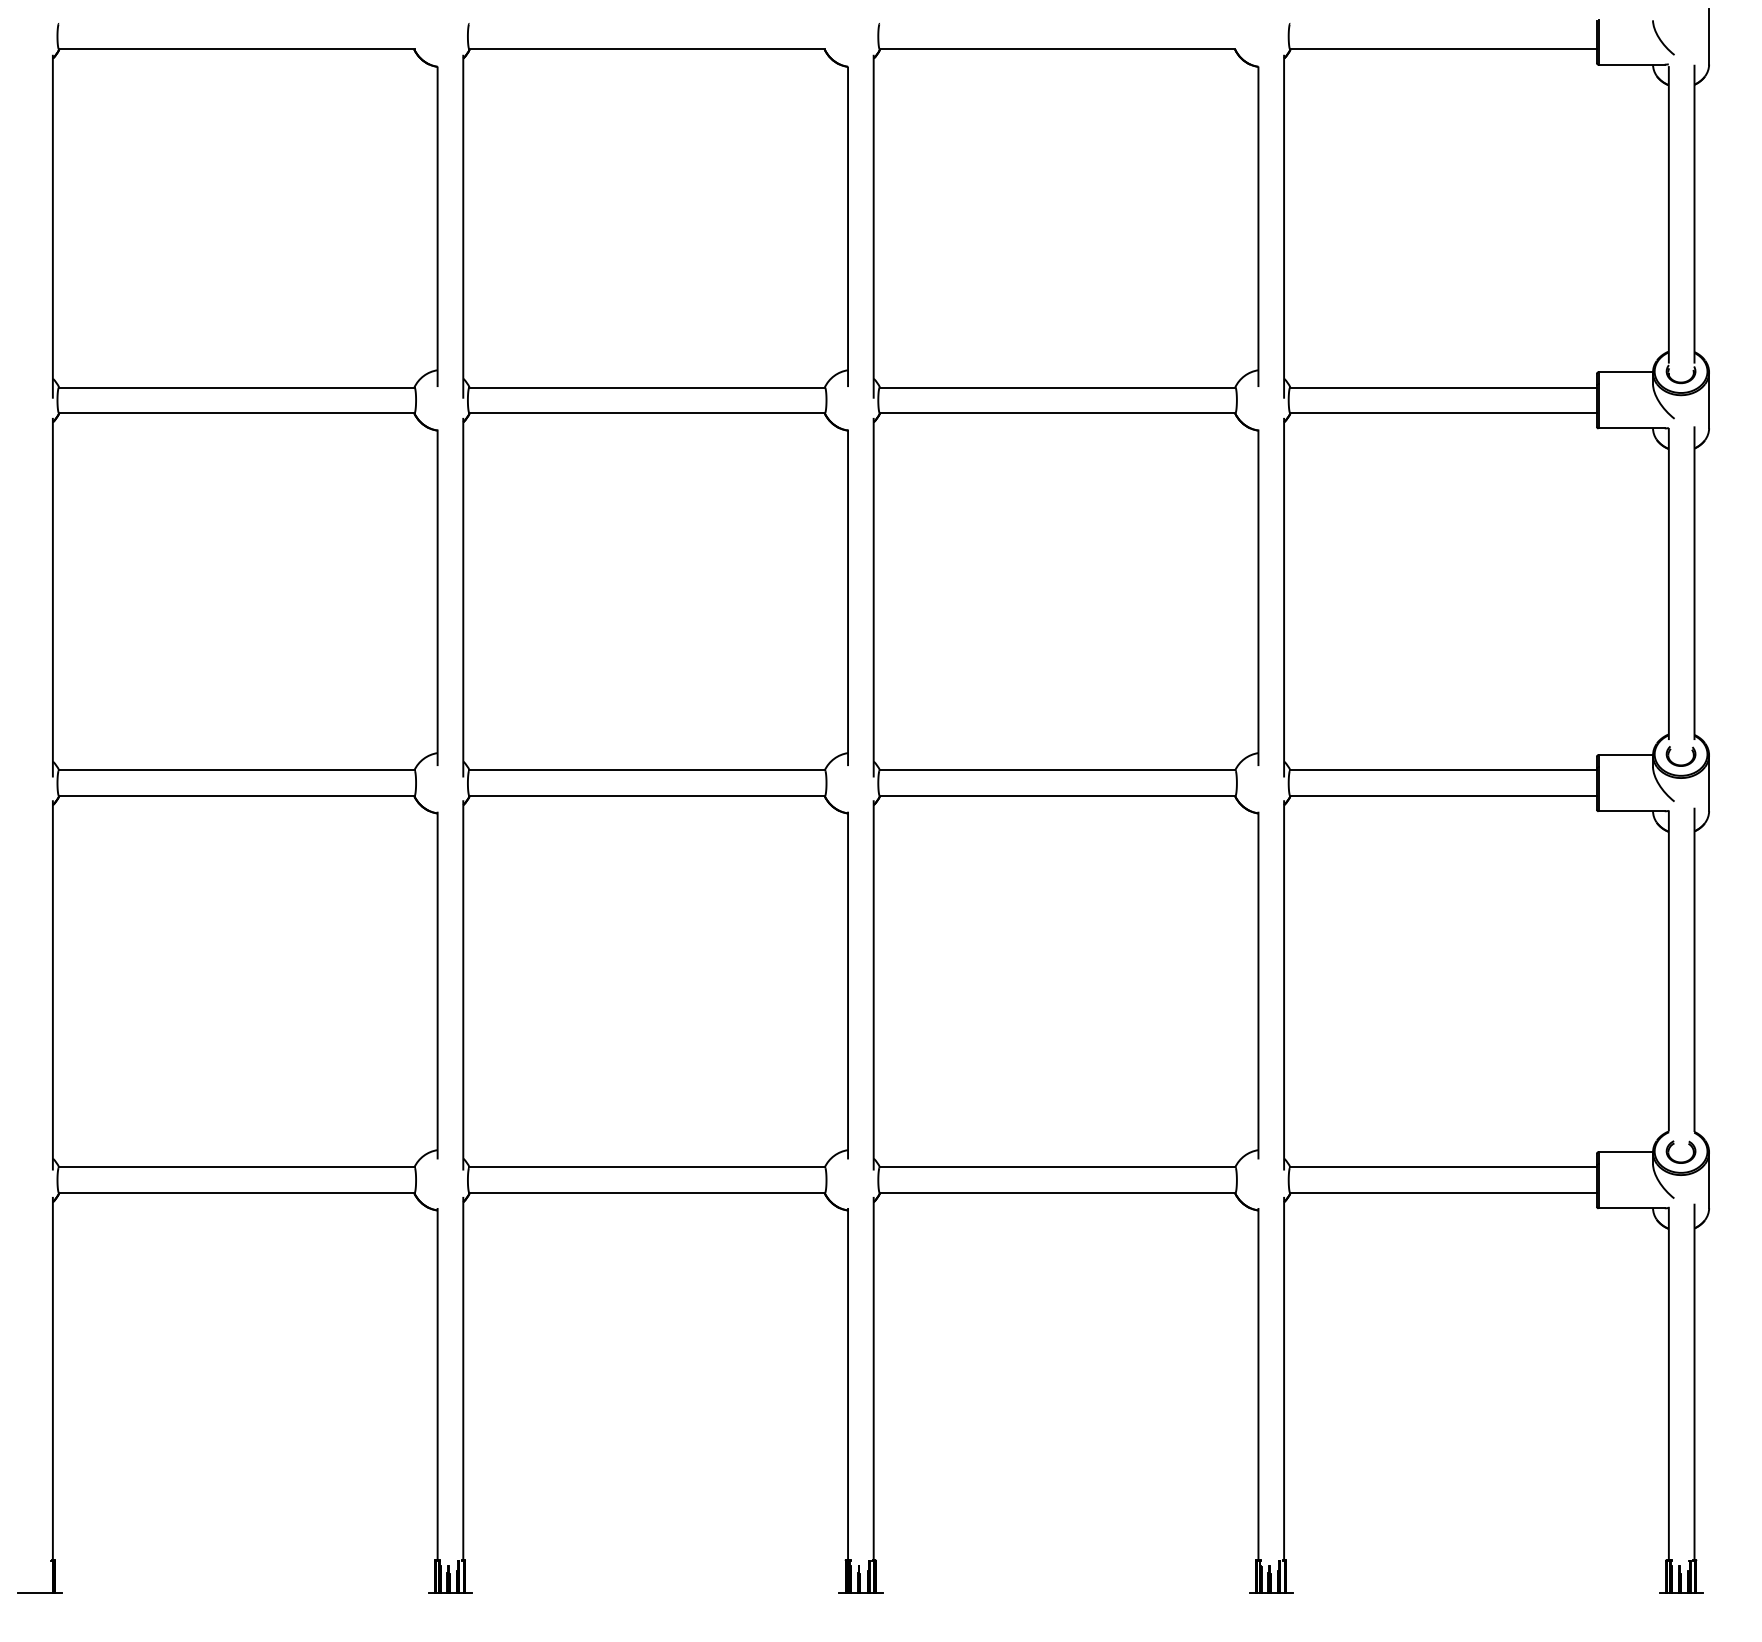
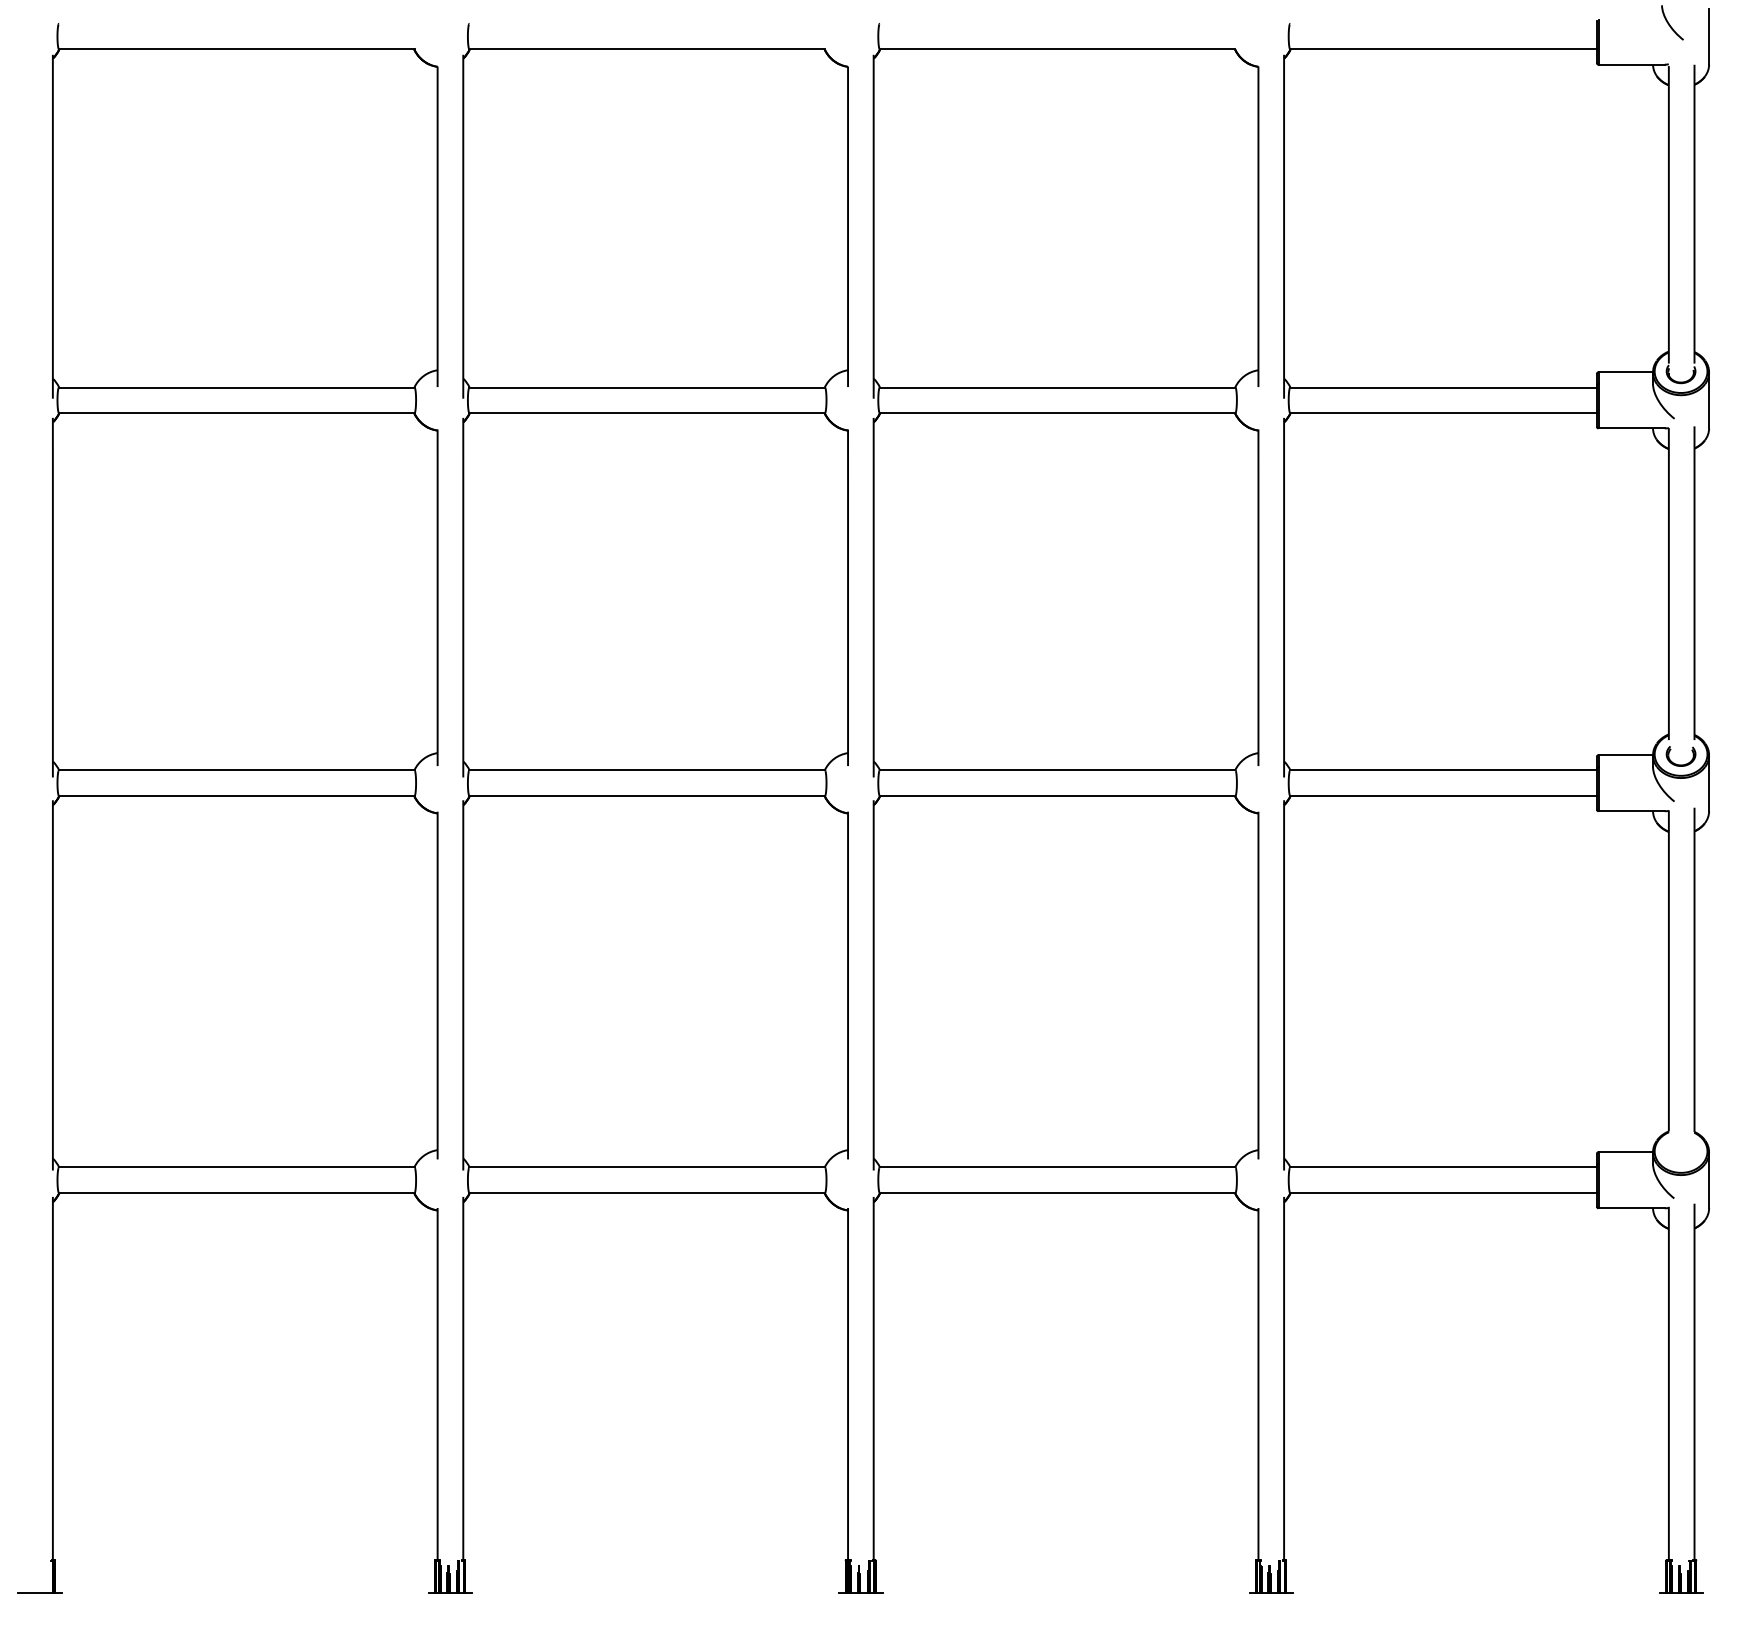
curve position: (1661, 39) -> (1670, 24) (1670, 24)
part: present -> none (1674, 1144)
